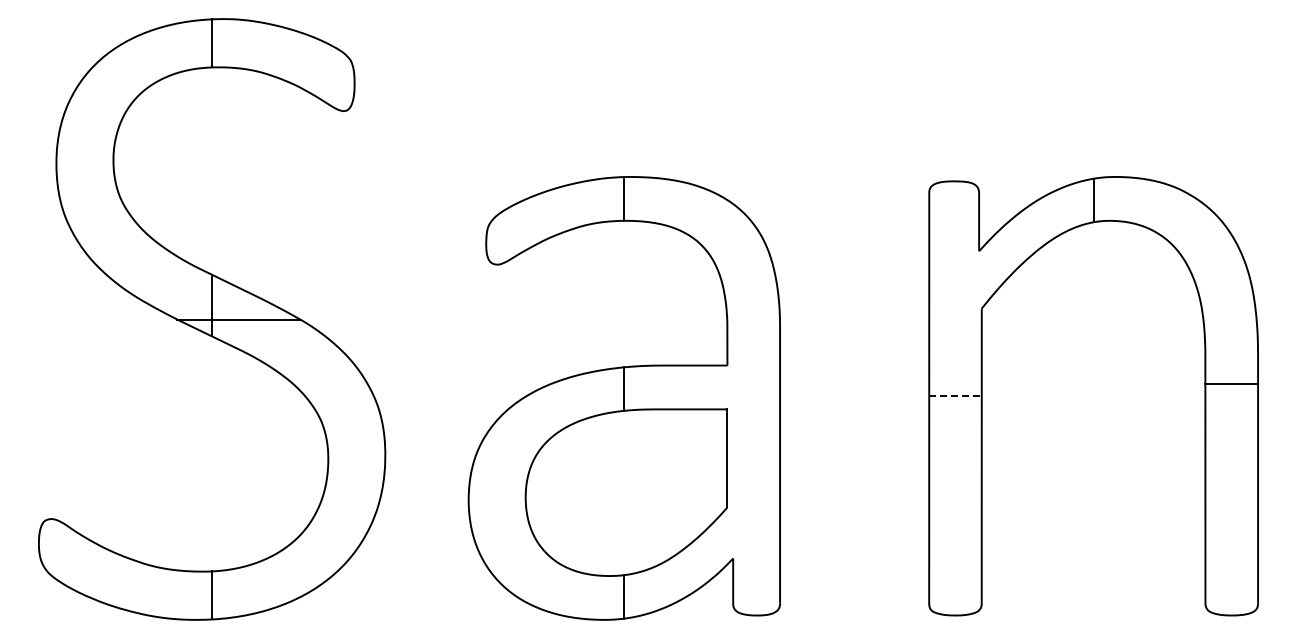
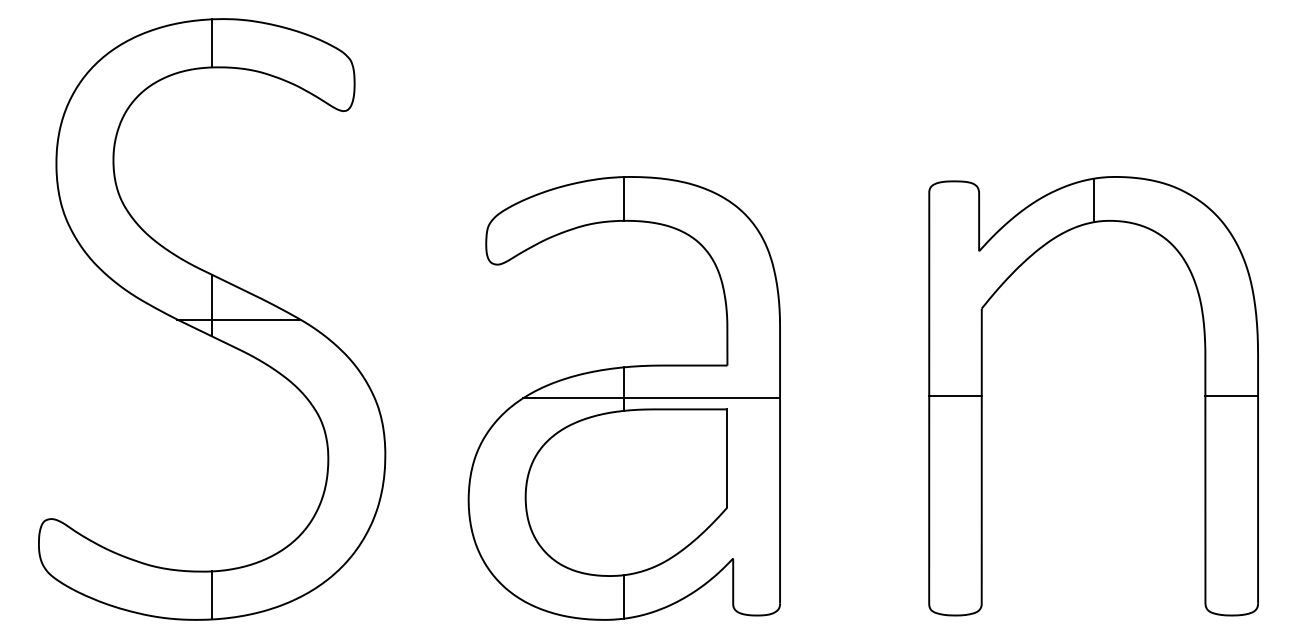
line position: (1231, 384) -> (1231, 396) (1231, 396)
line: dashed -> solid (955, 396)
line: none -> present (651, 398)
